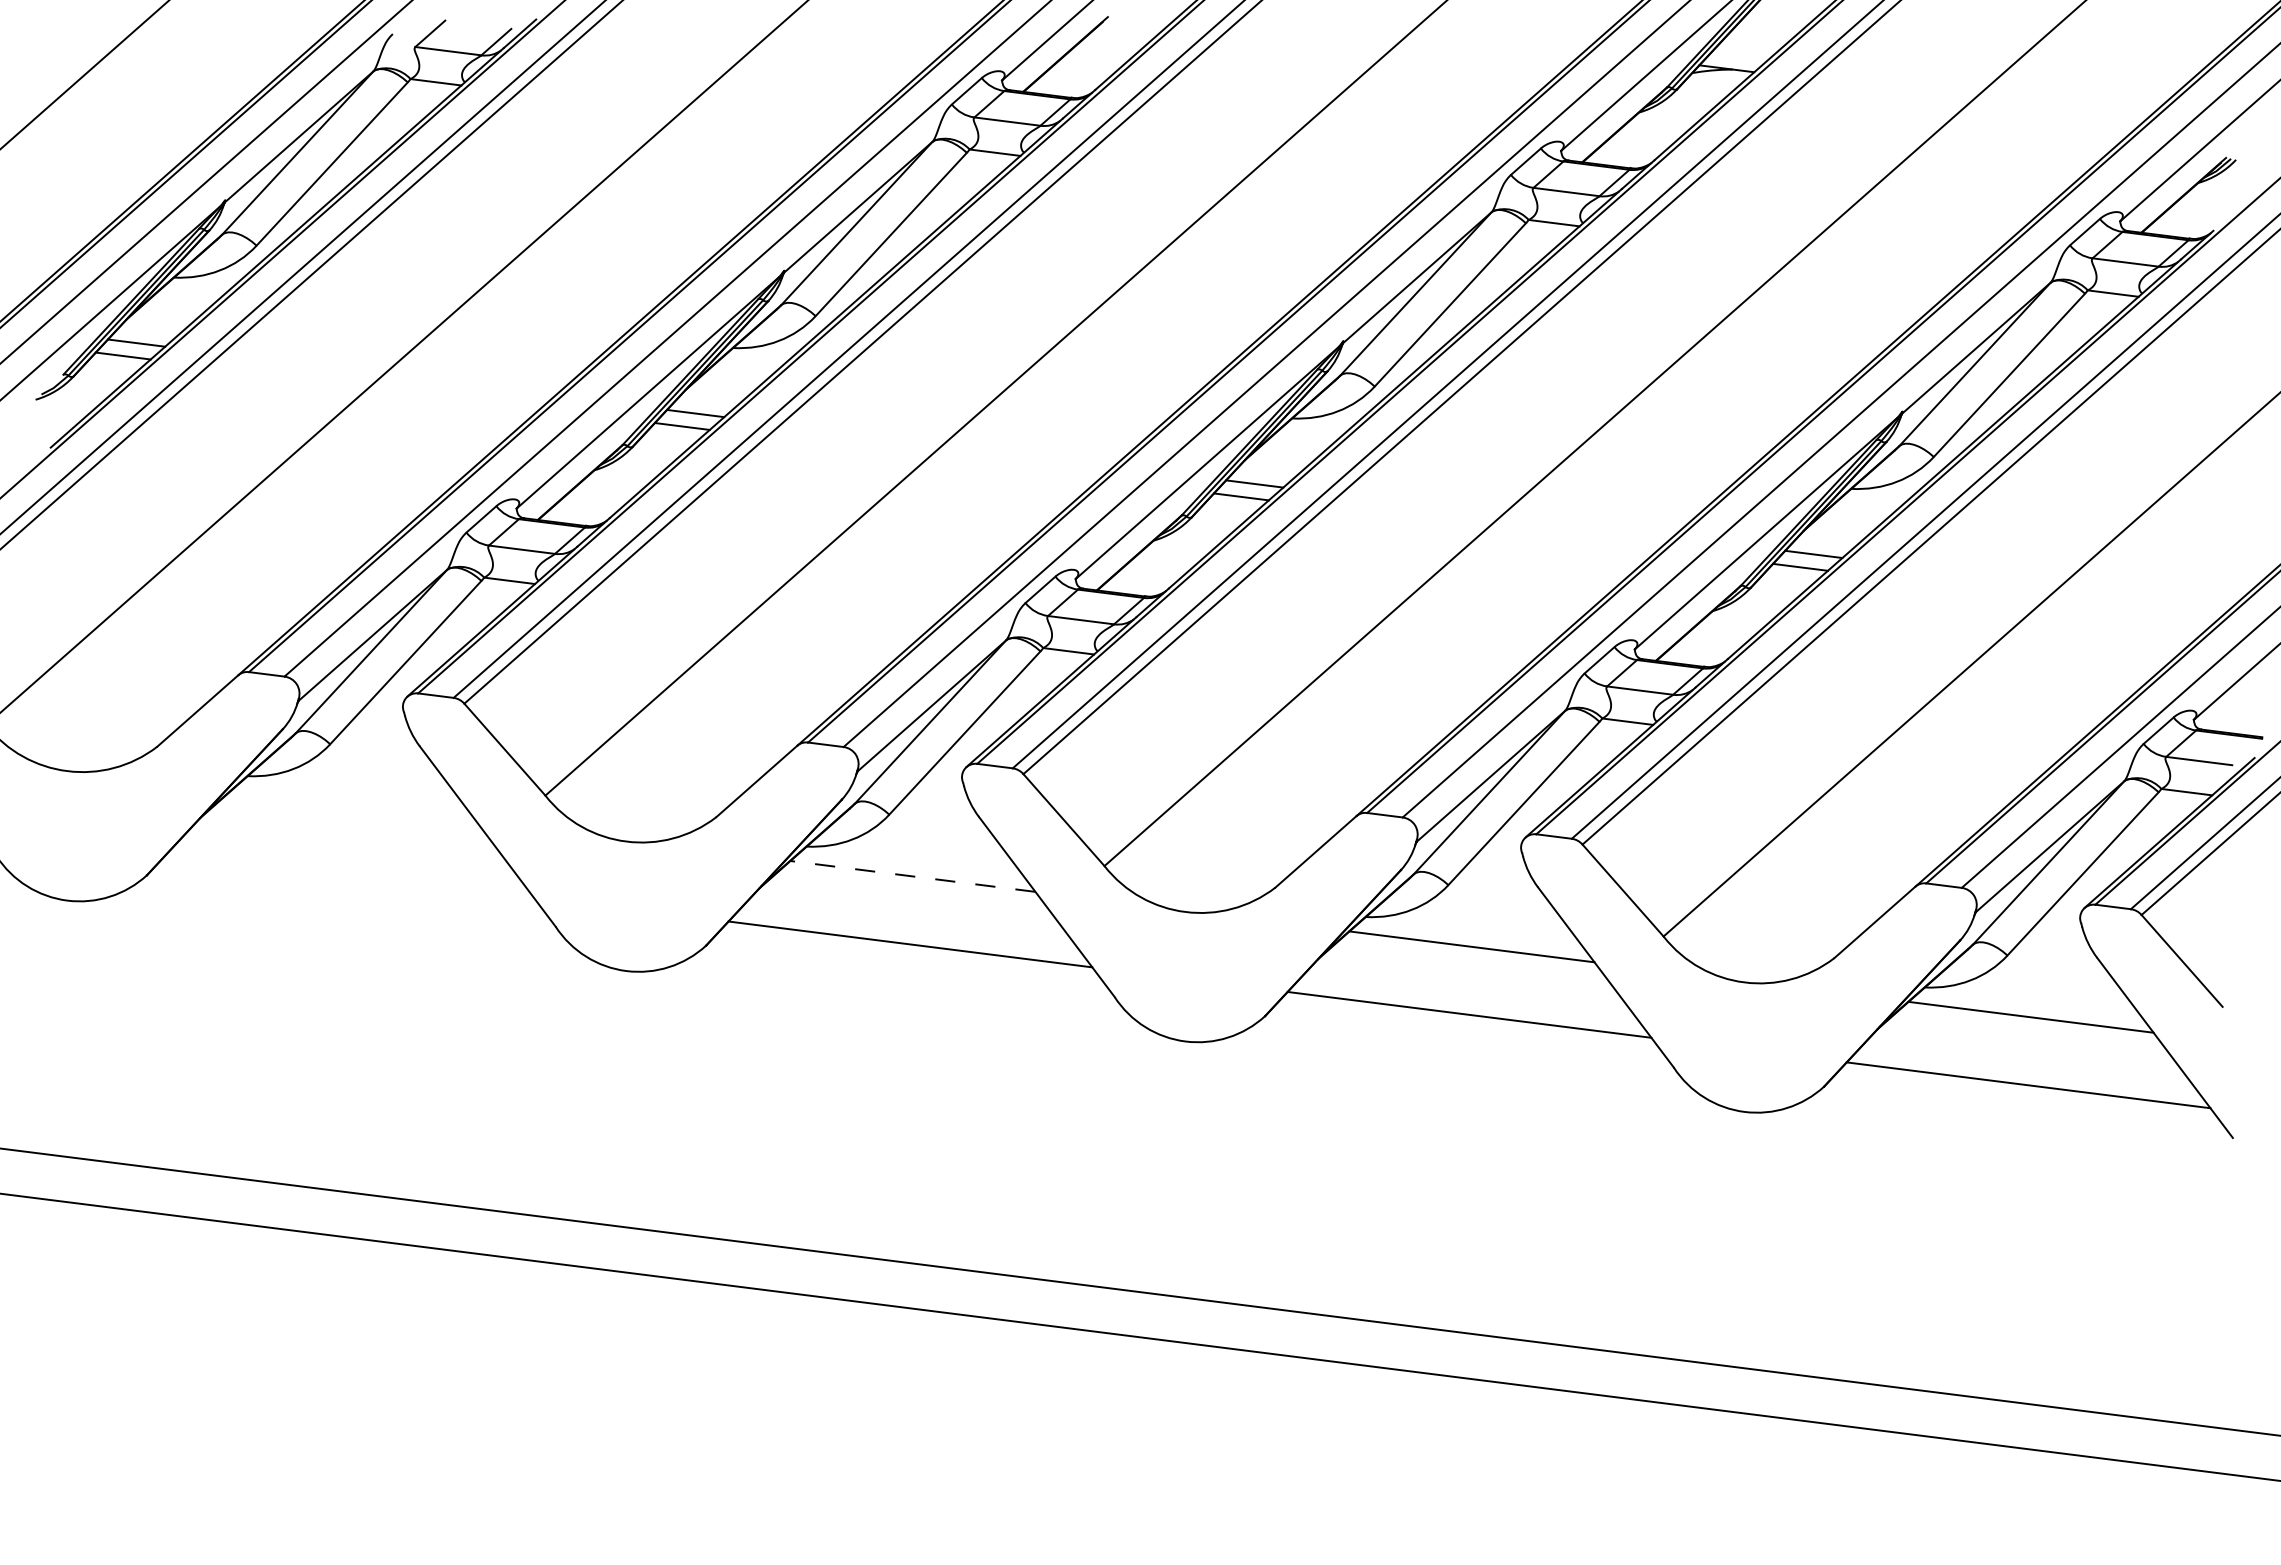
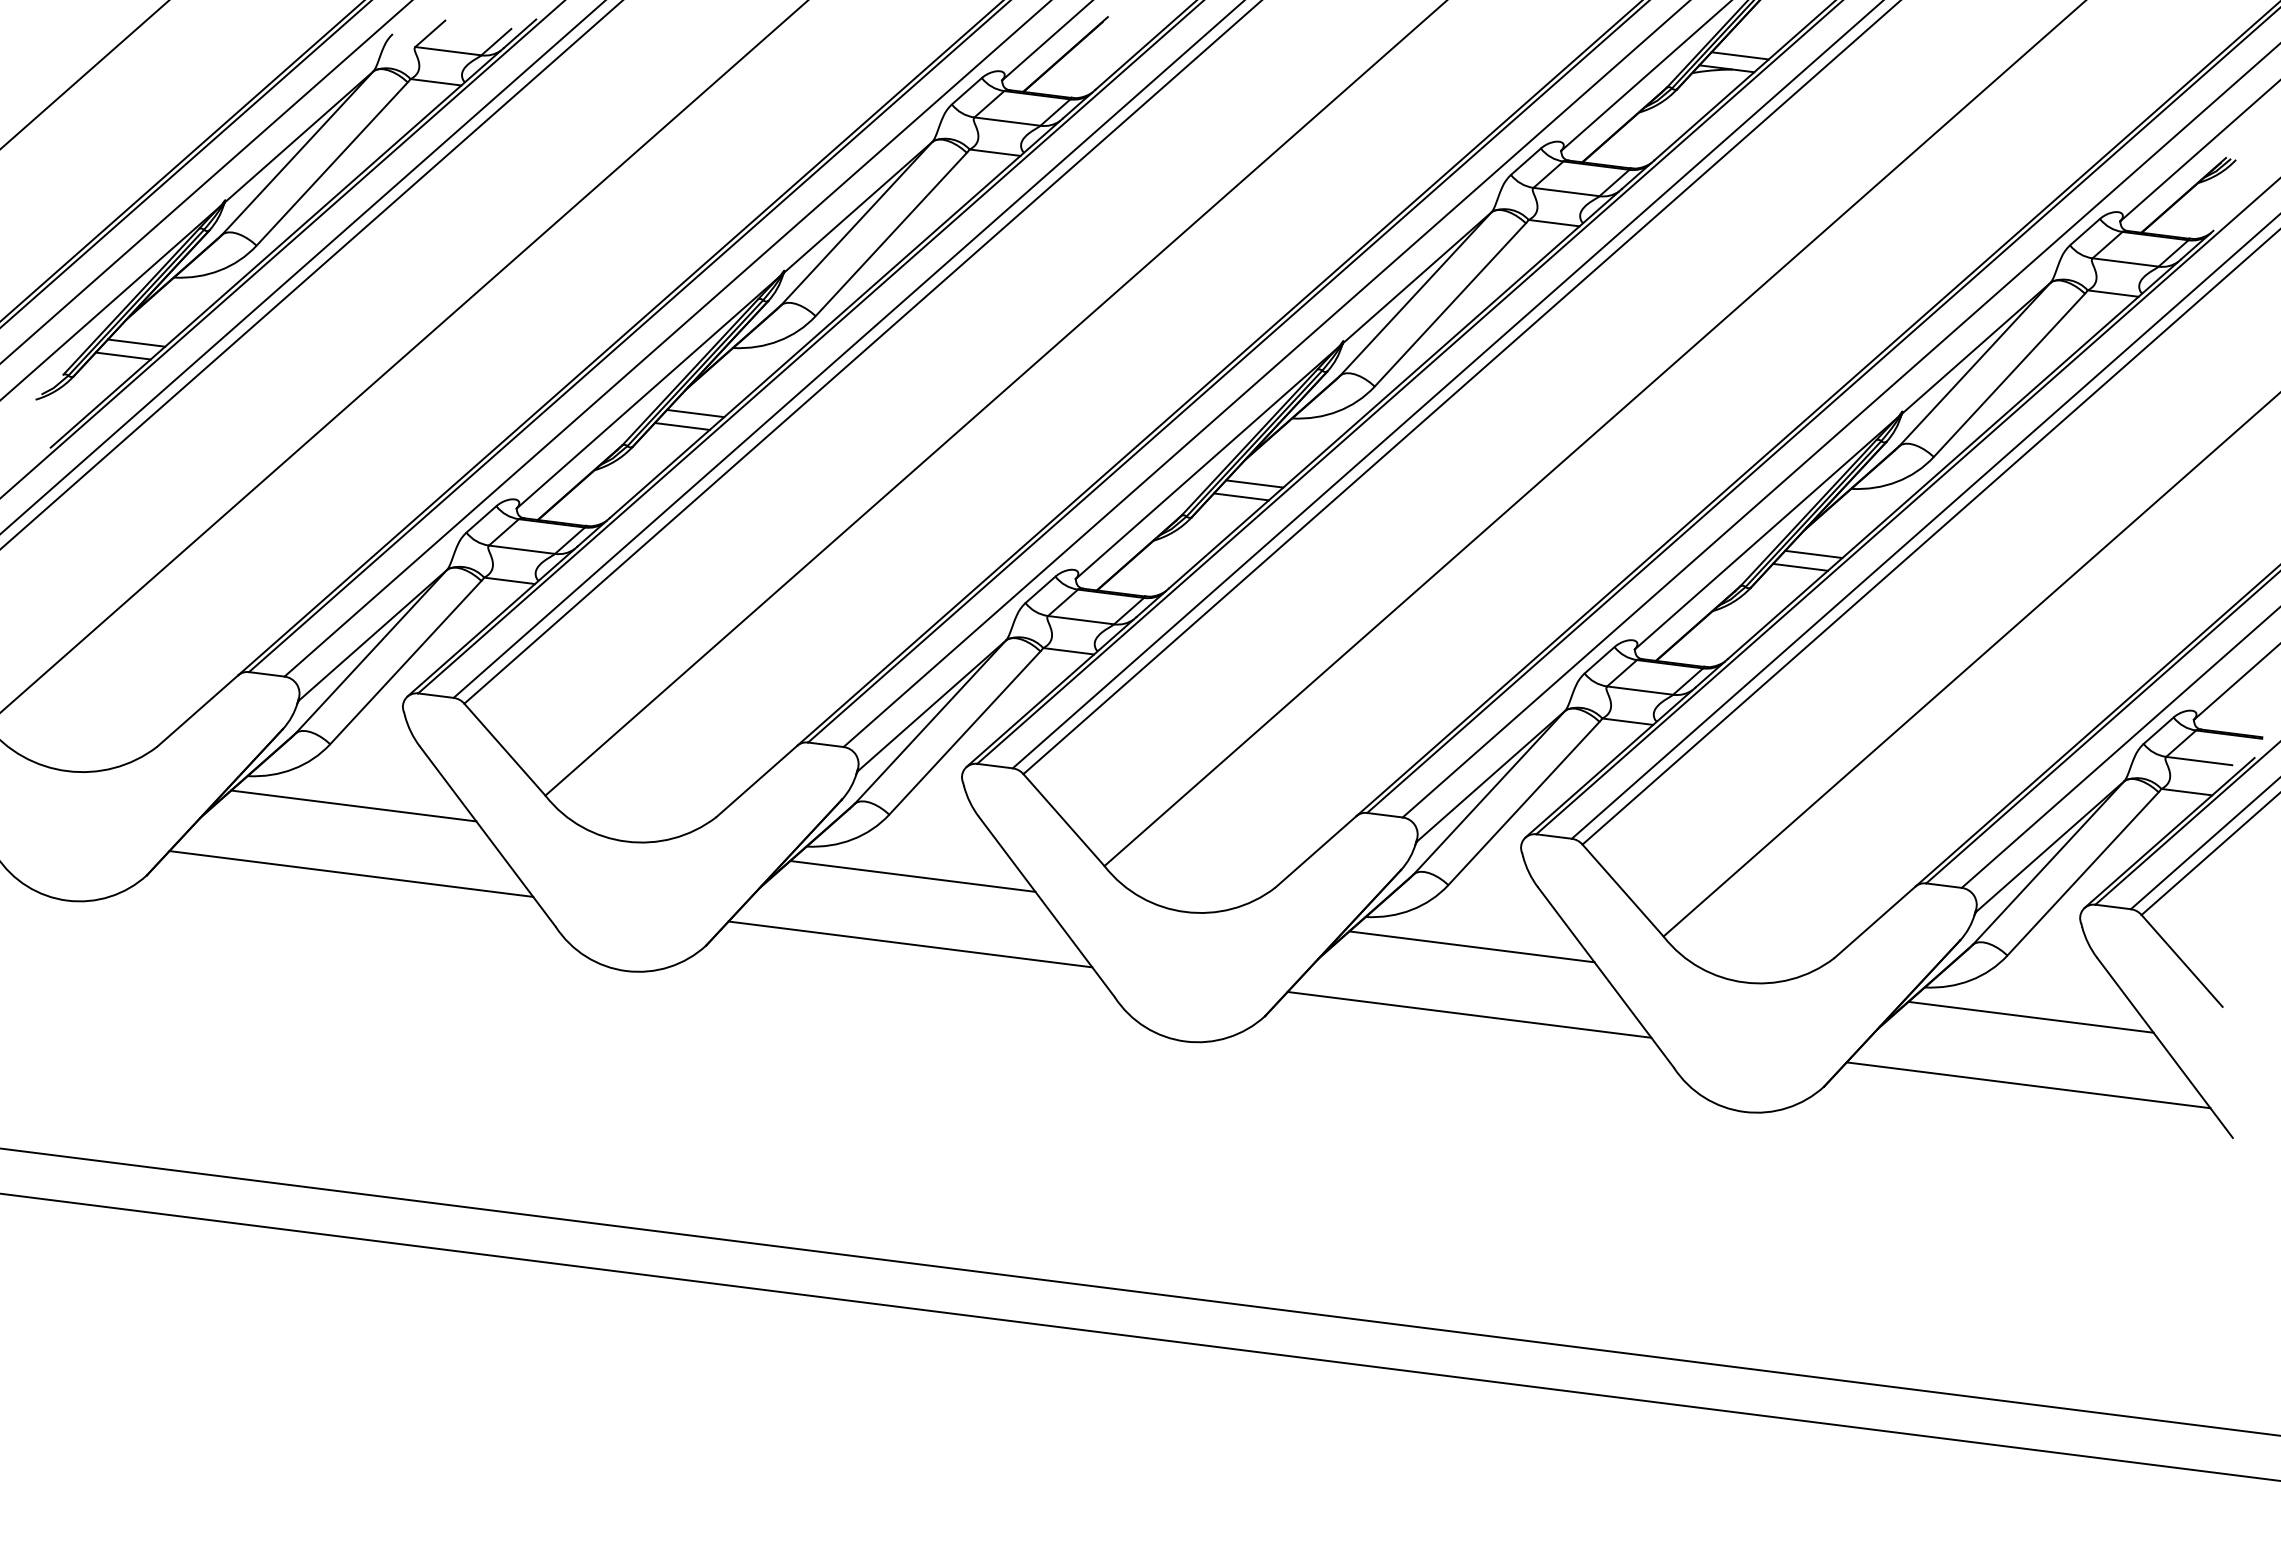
line: none -> present (1739, 55)
line: none -> present (353, 805)
line: none -> present (351, 873)
line: dashed -> solid (912, 876)
